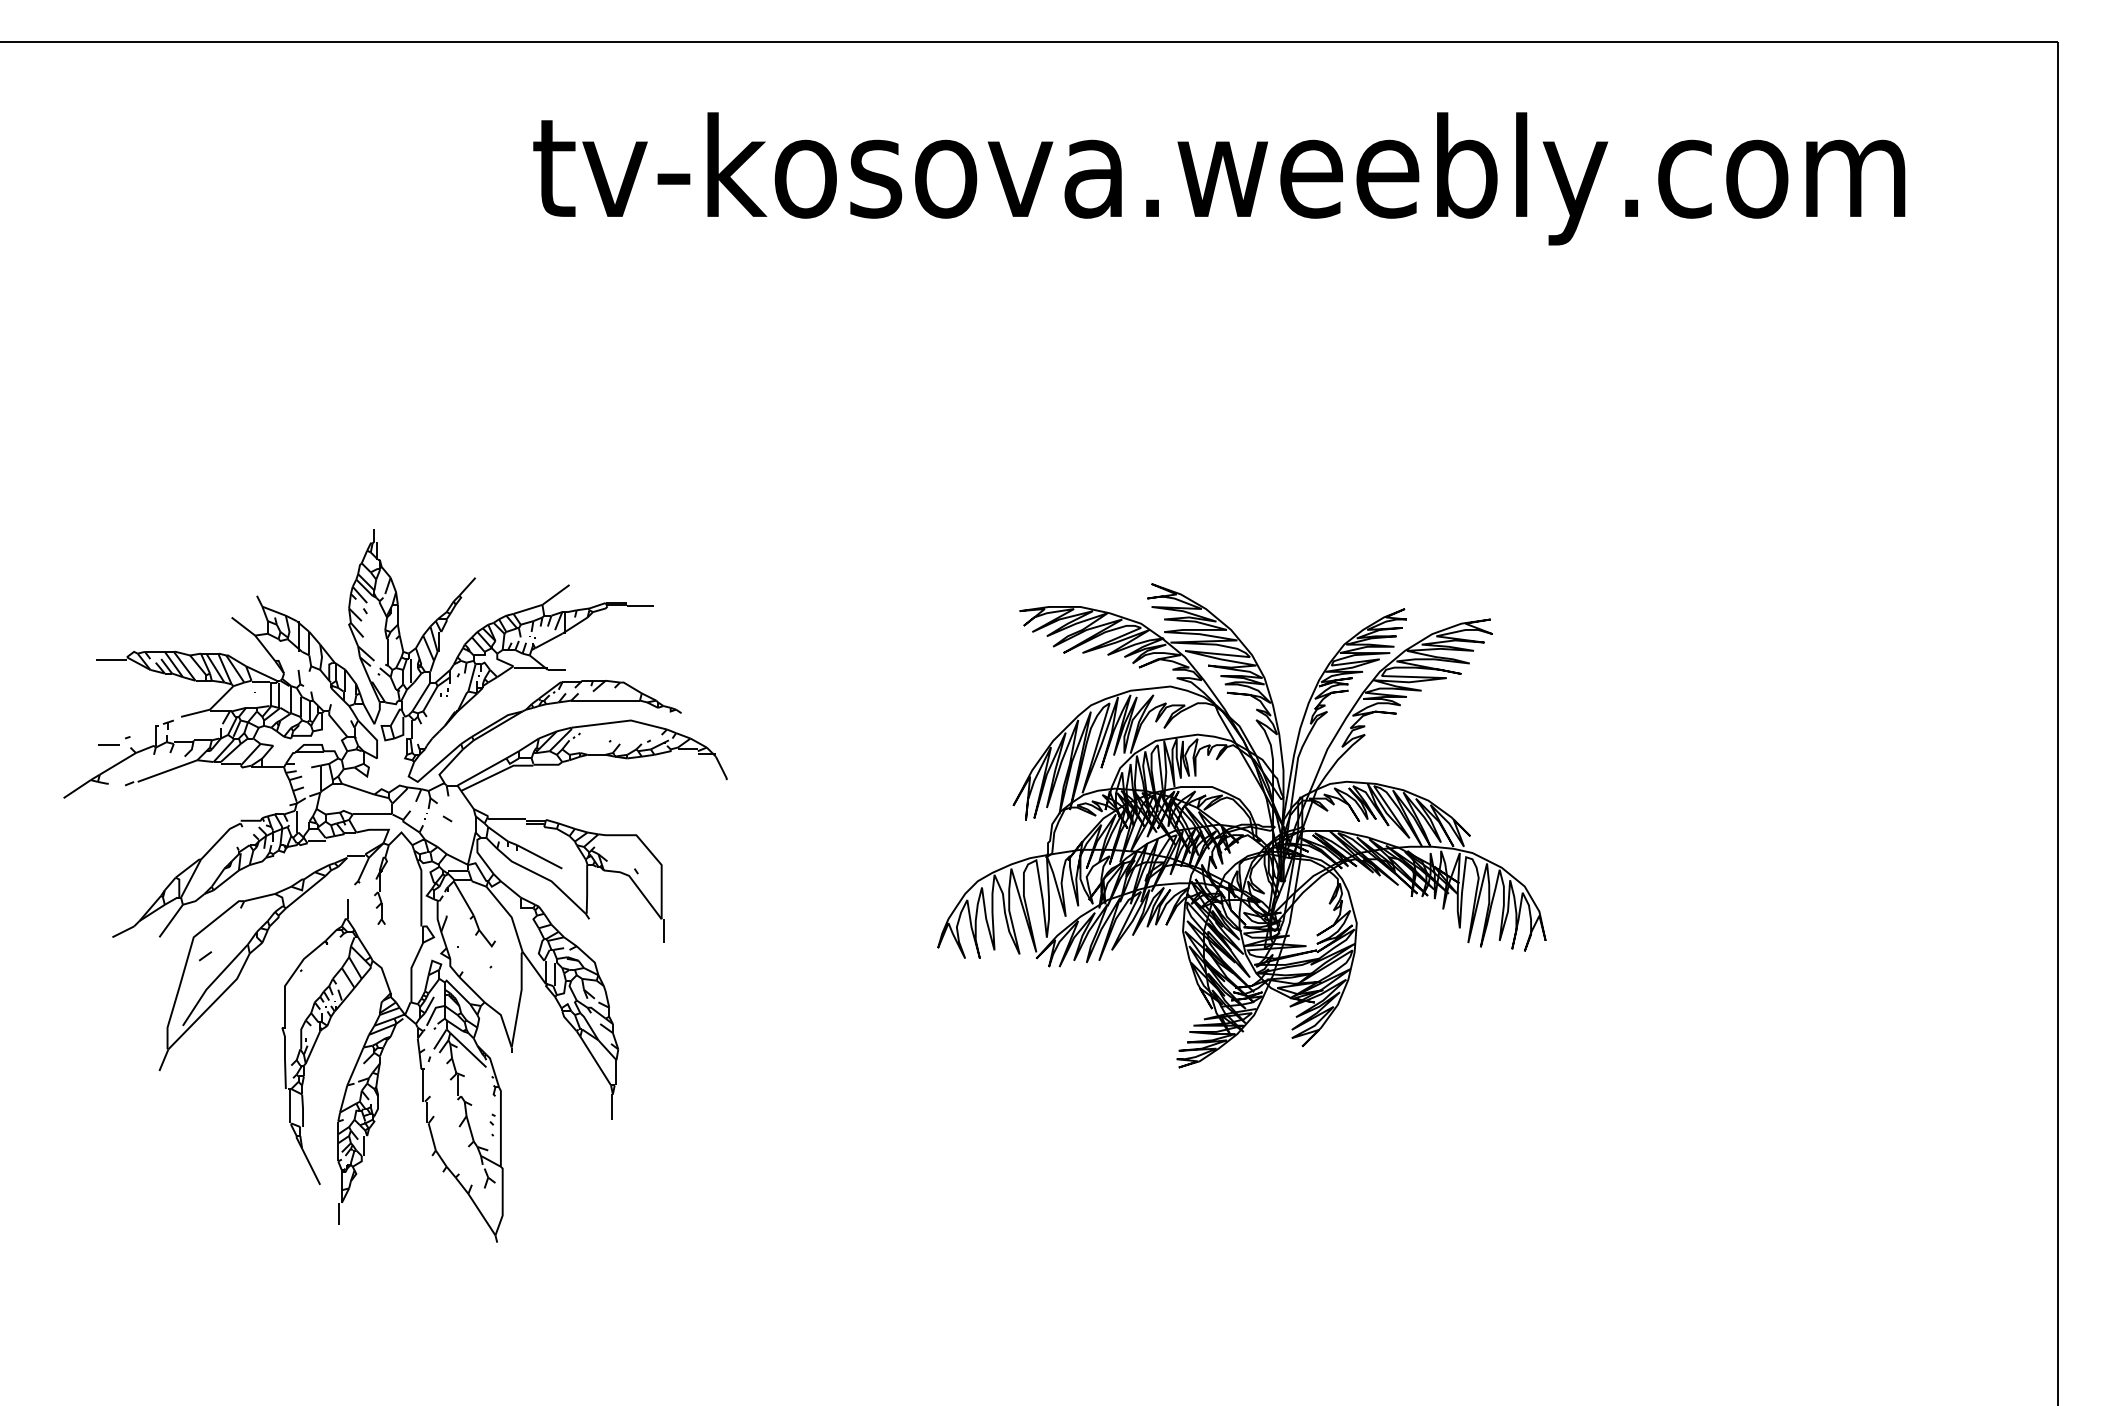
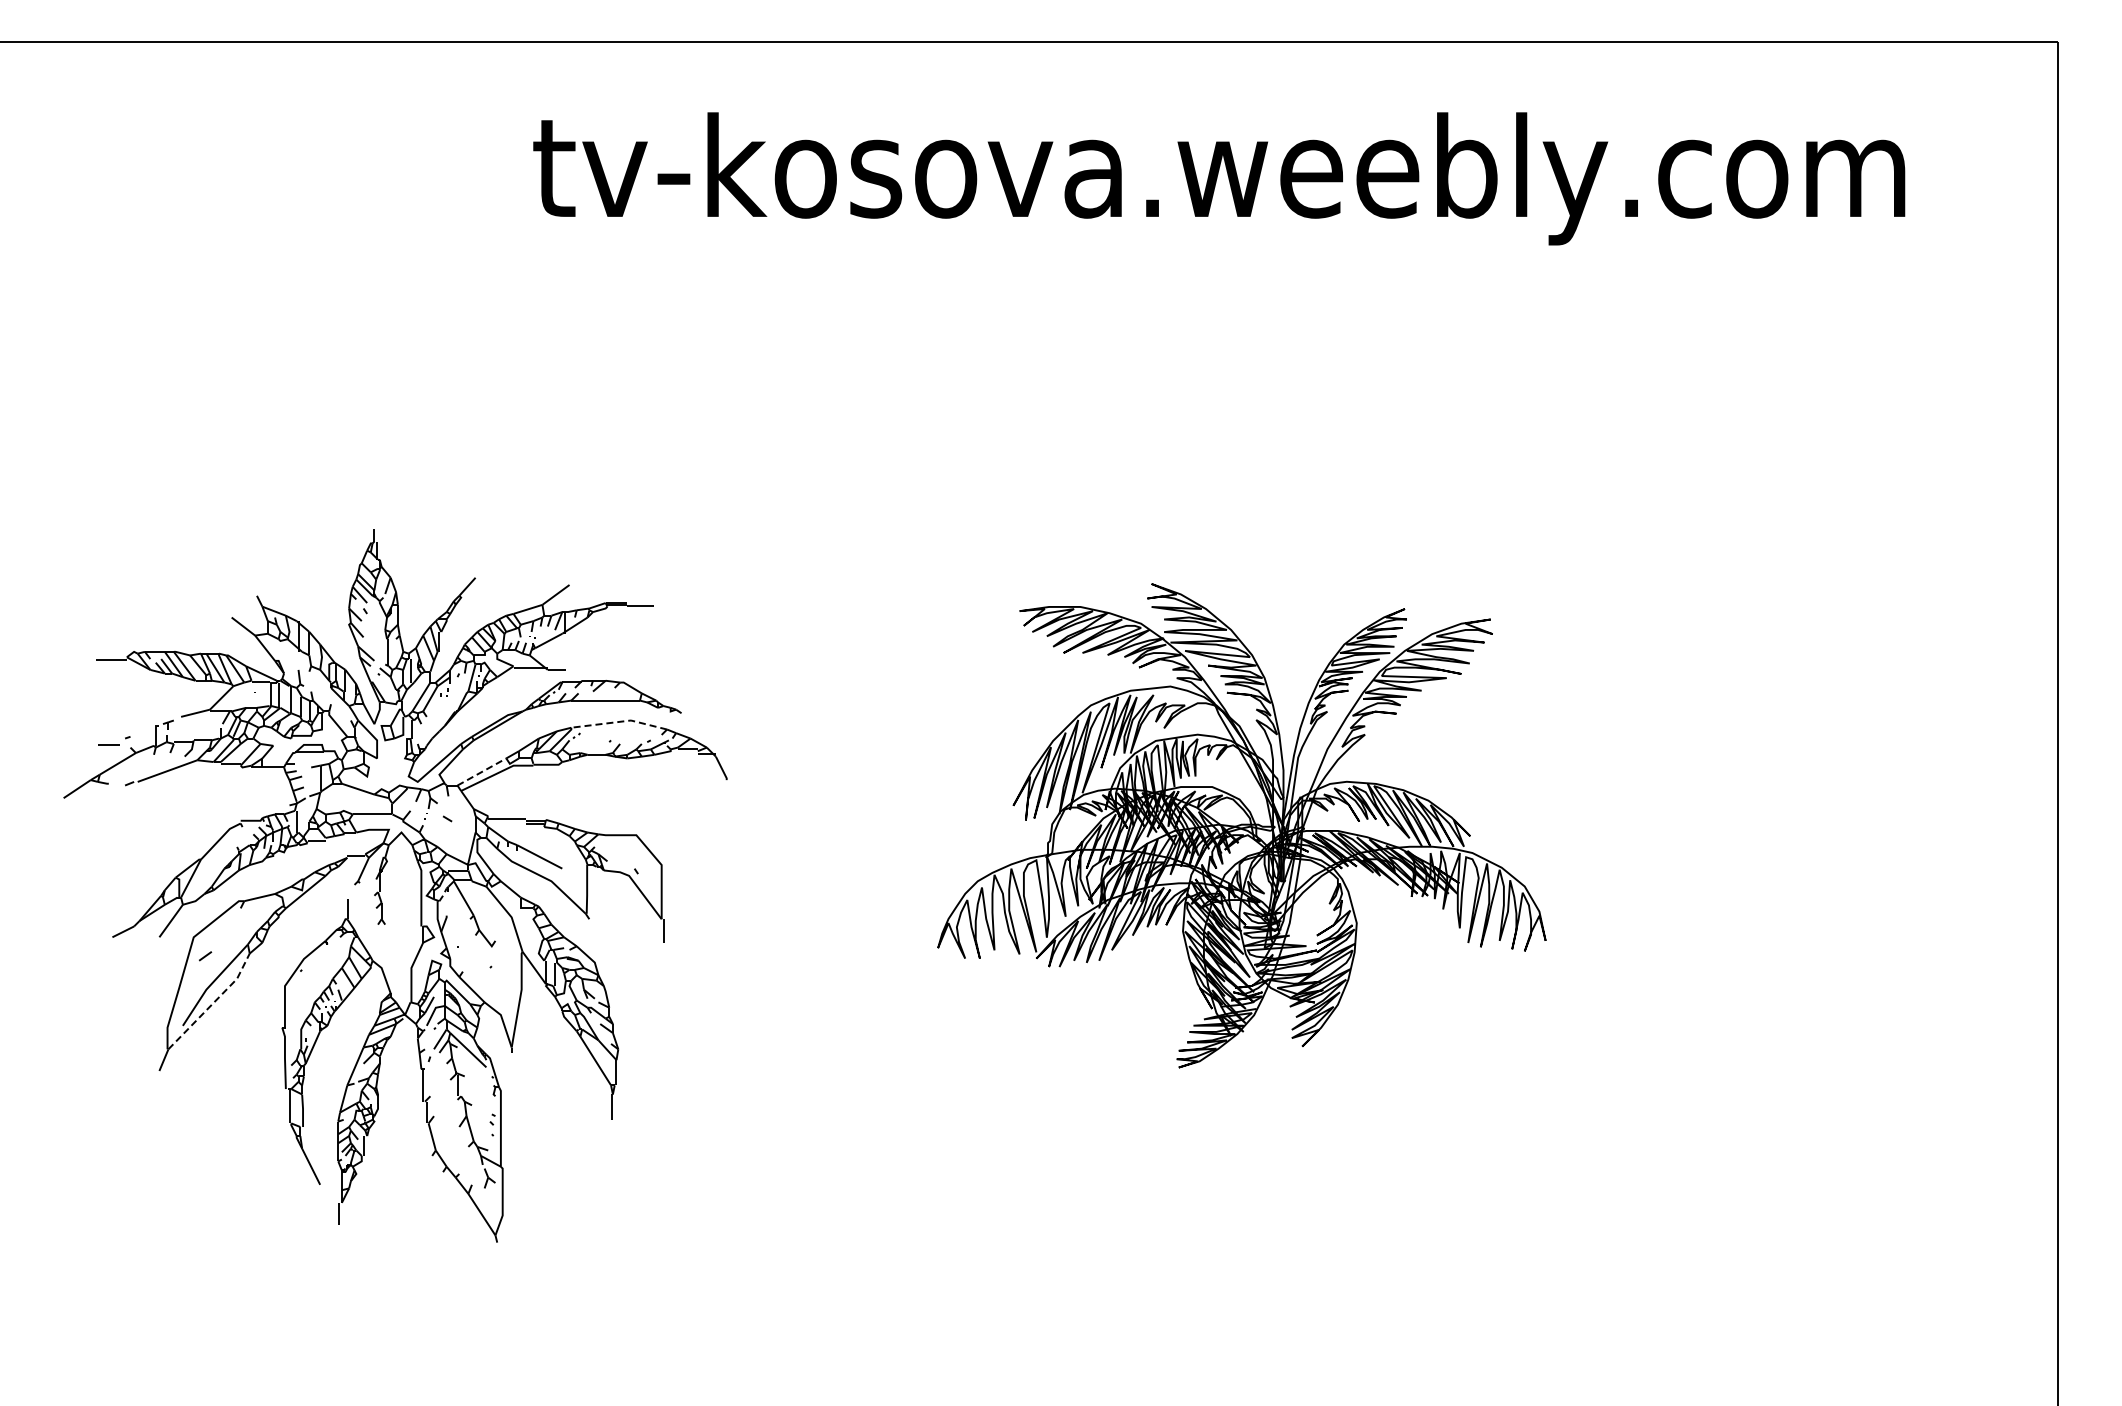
line: solid -> dashed (620, 721)
line: solid -> dashed (481, 771)
line: solid -> dashed (213, 1003)
